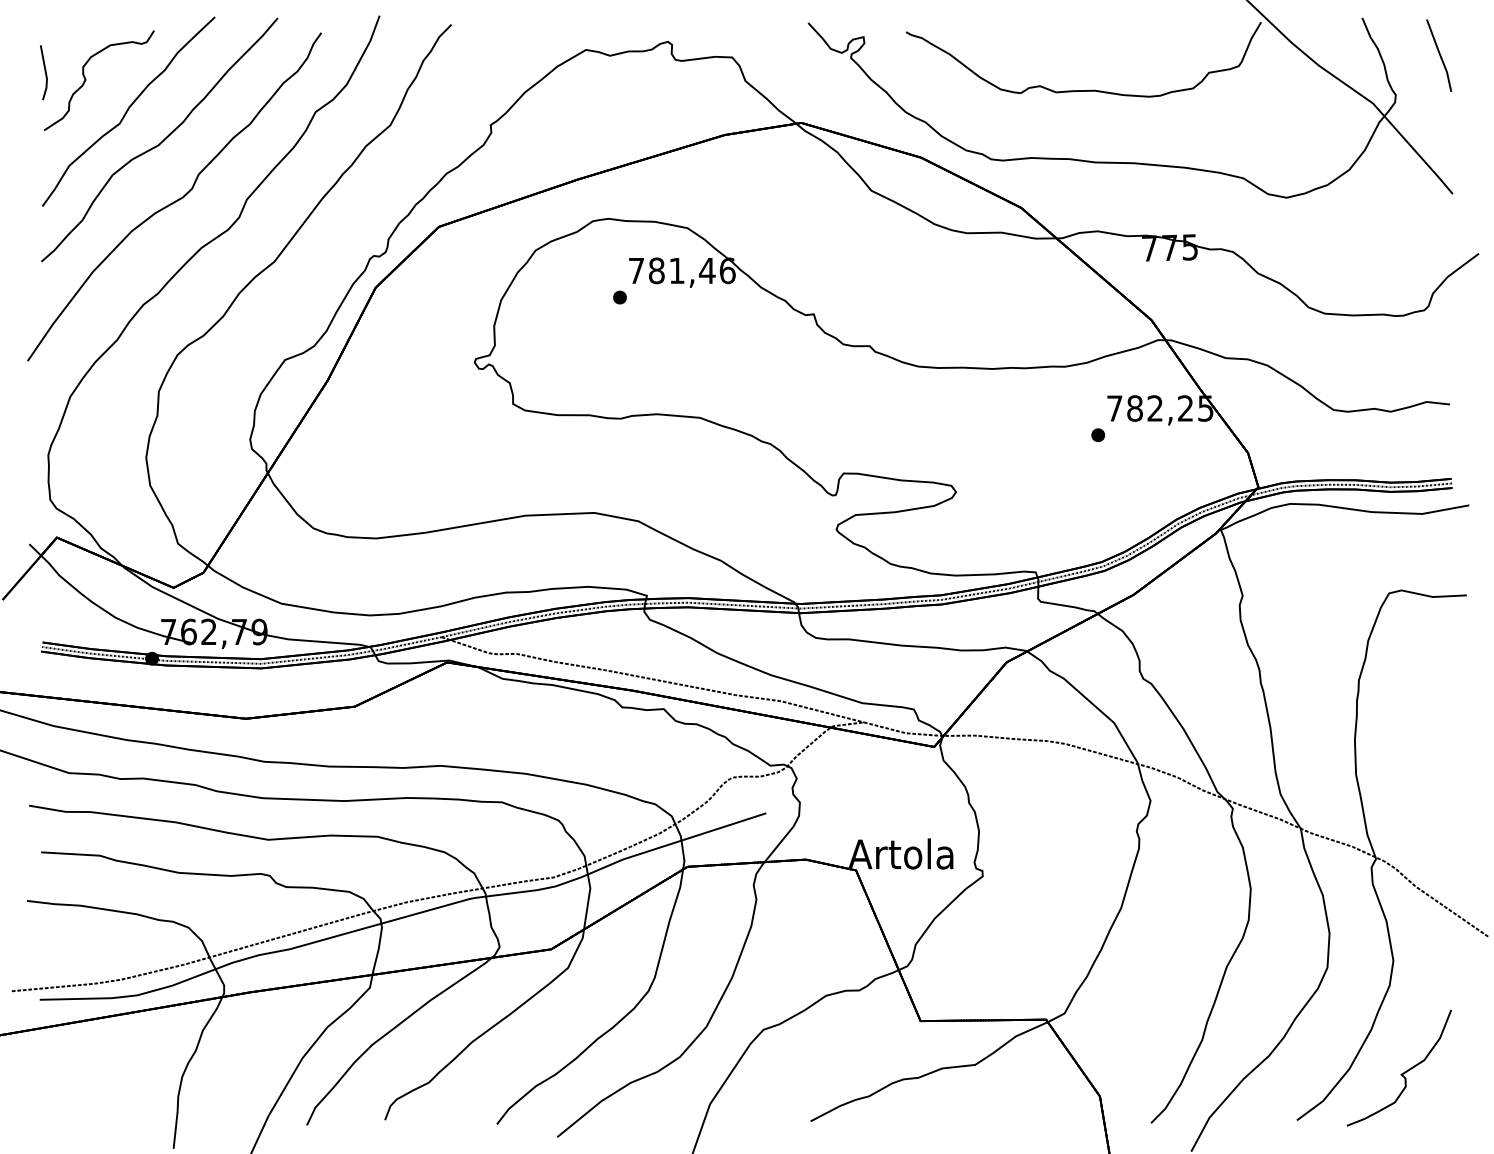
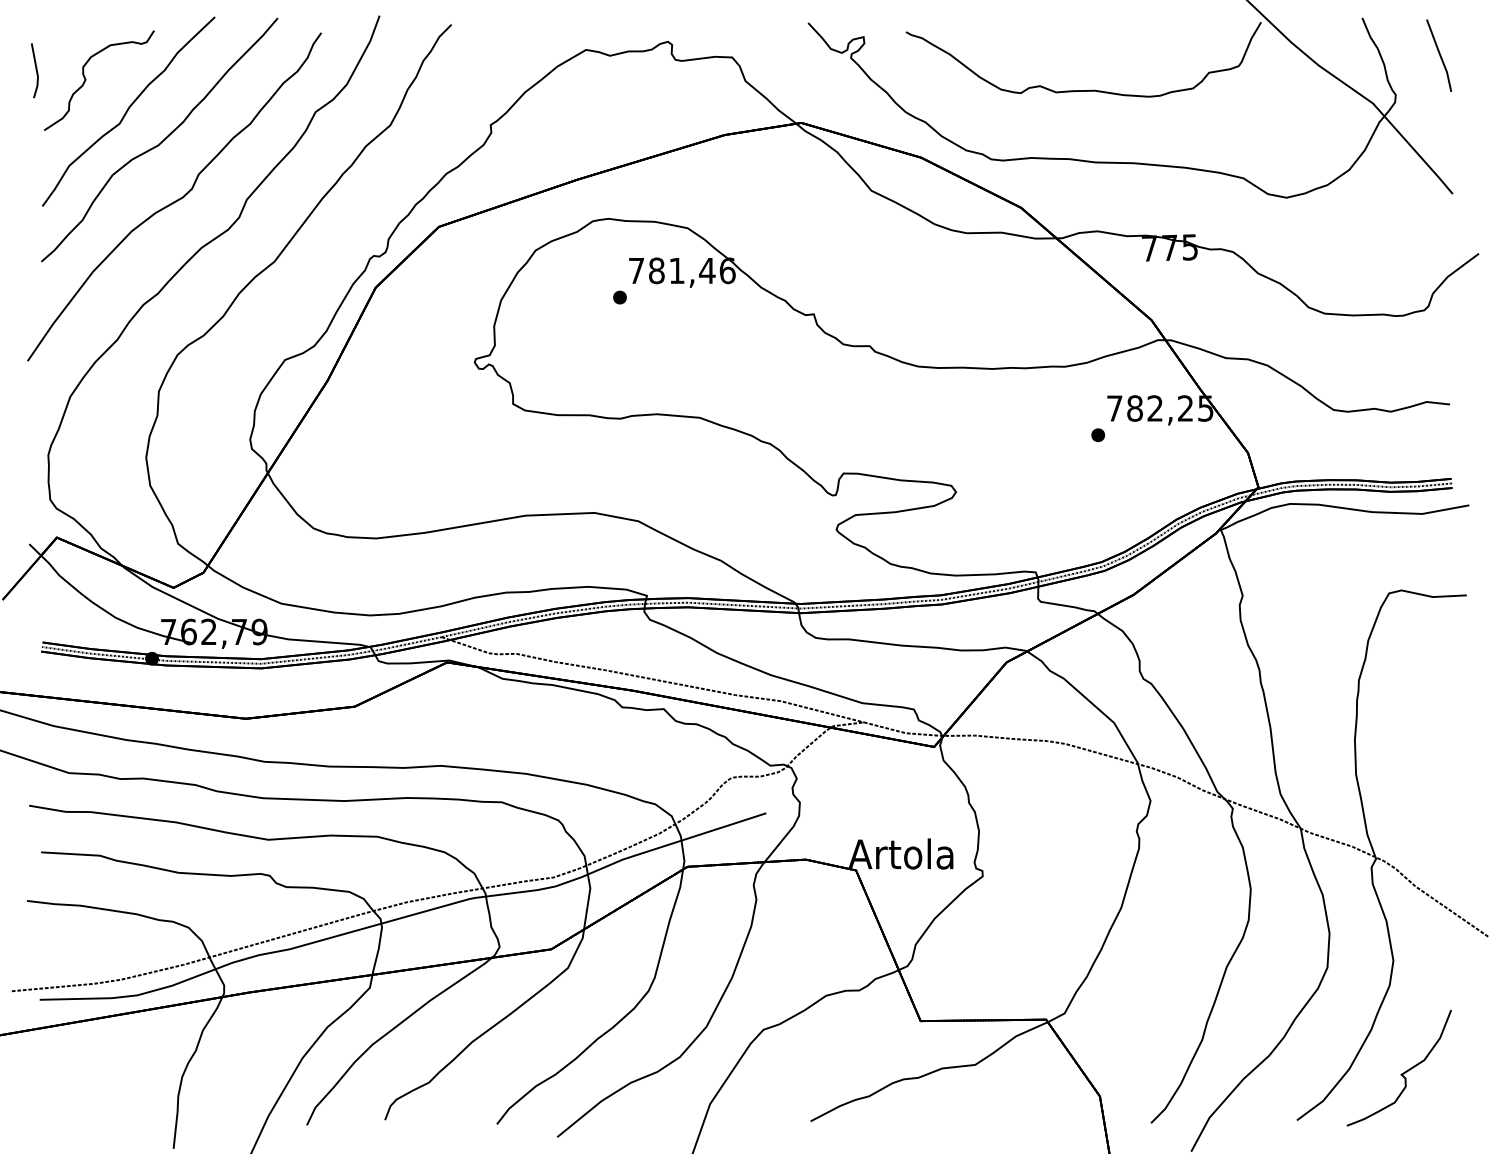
line position: (44, 72) -> (35, 70) (35, 70)
